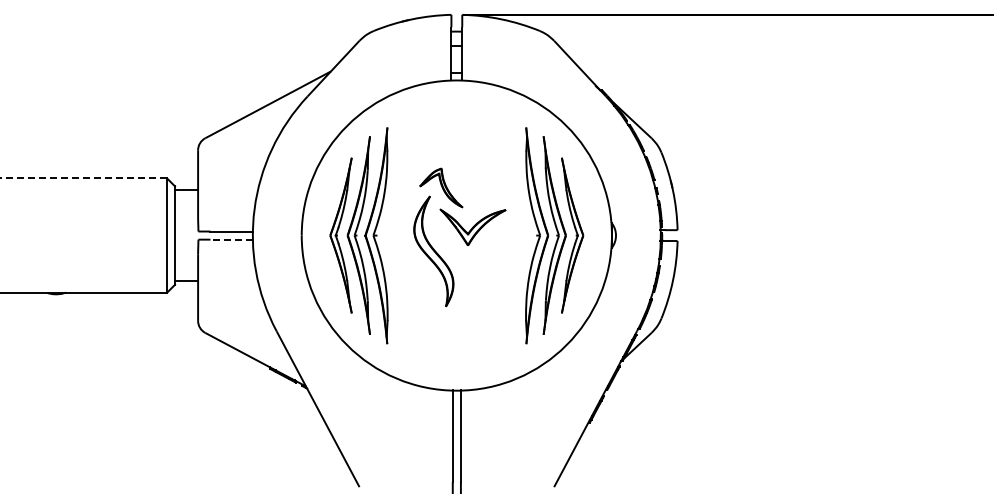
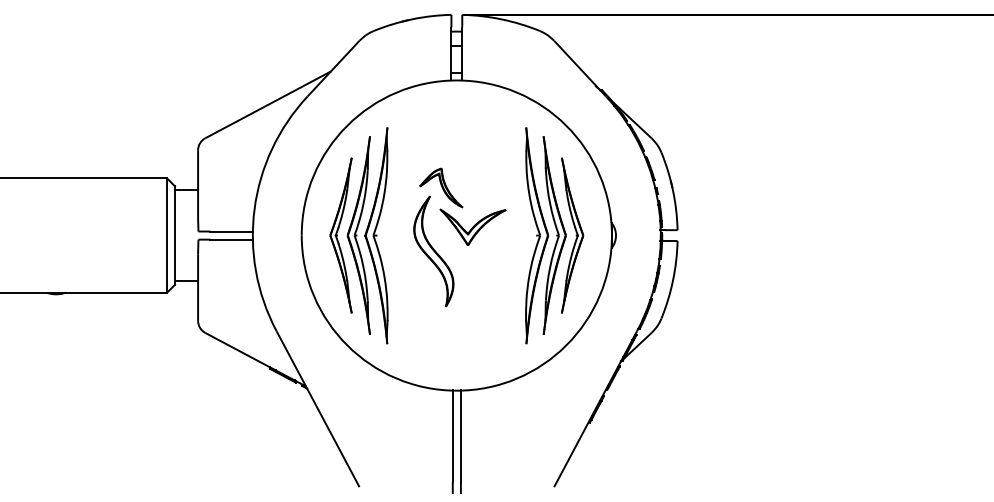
line: dashed -> solid (83, 178)
line: dashed -> solid (231, 239)
